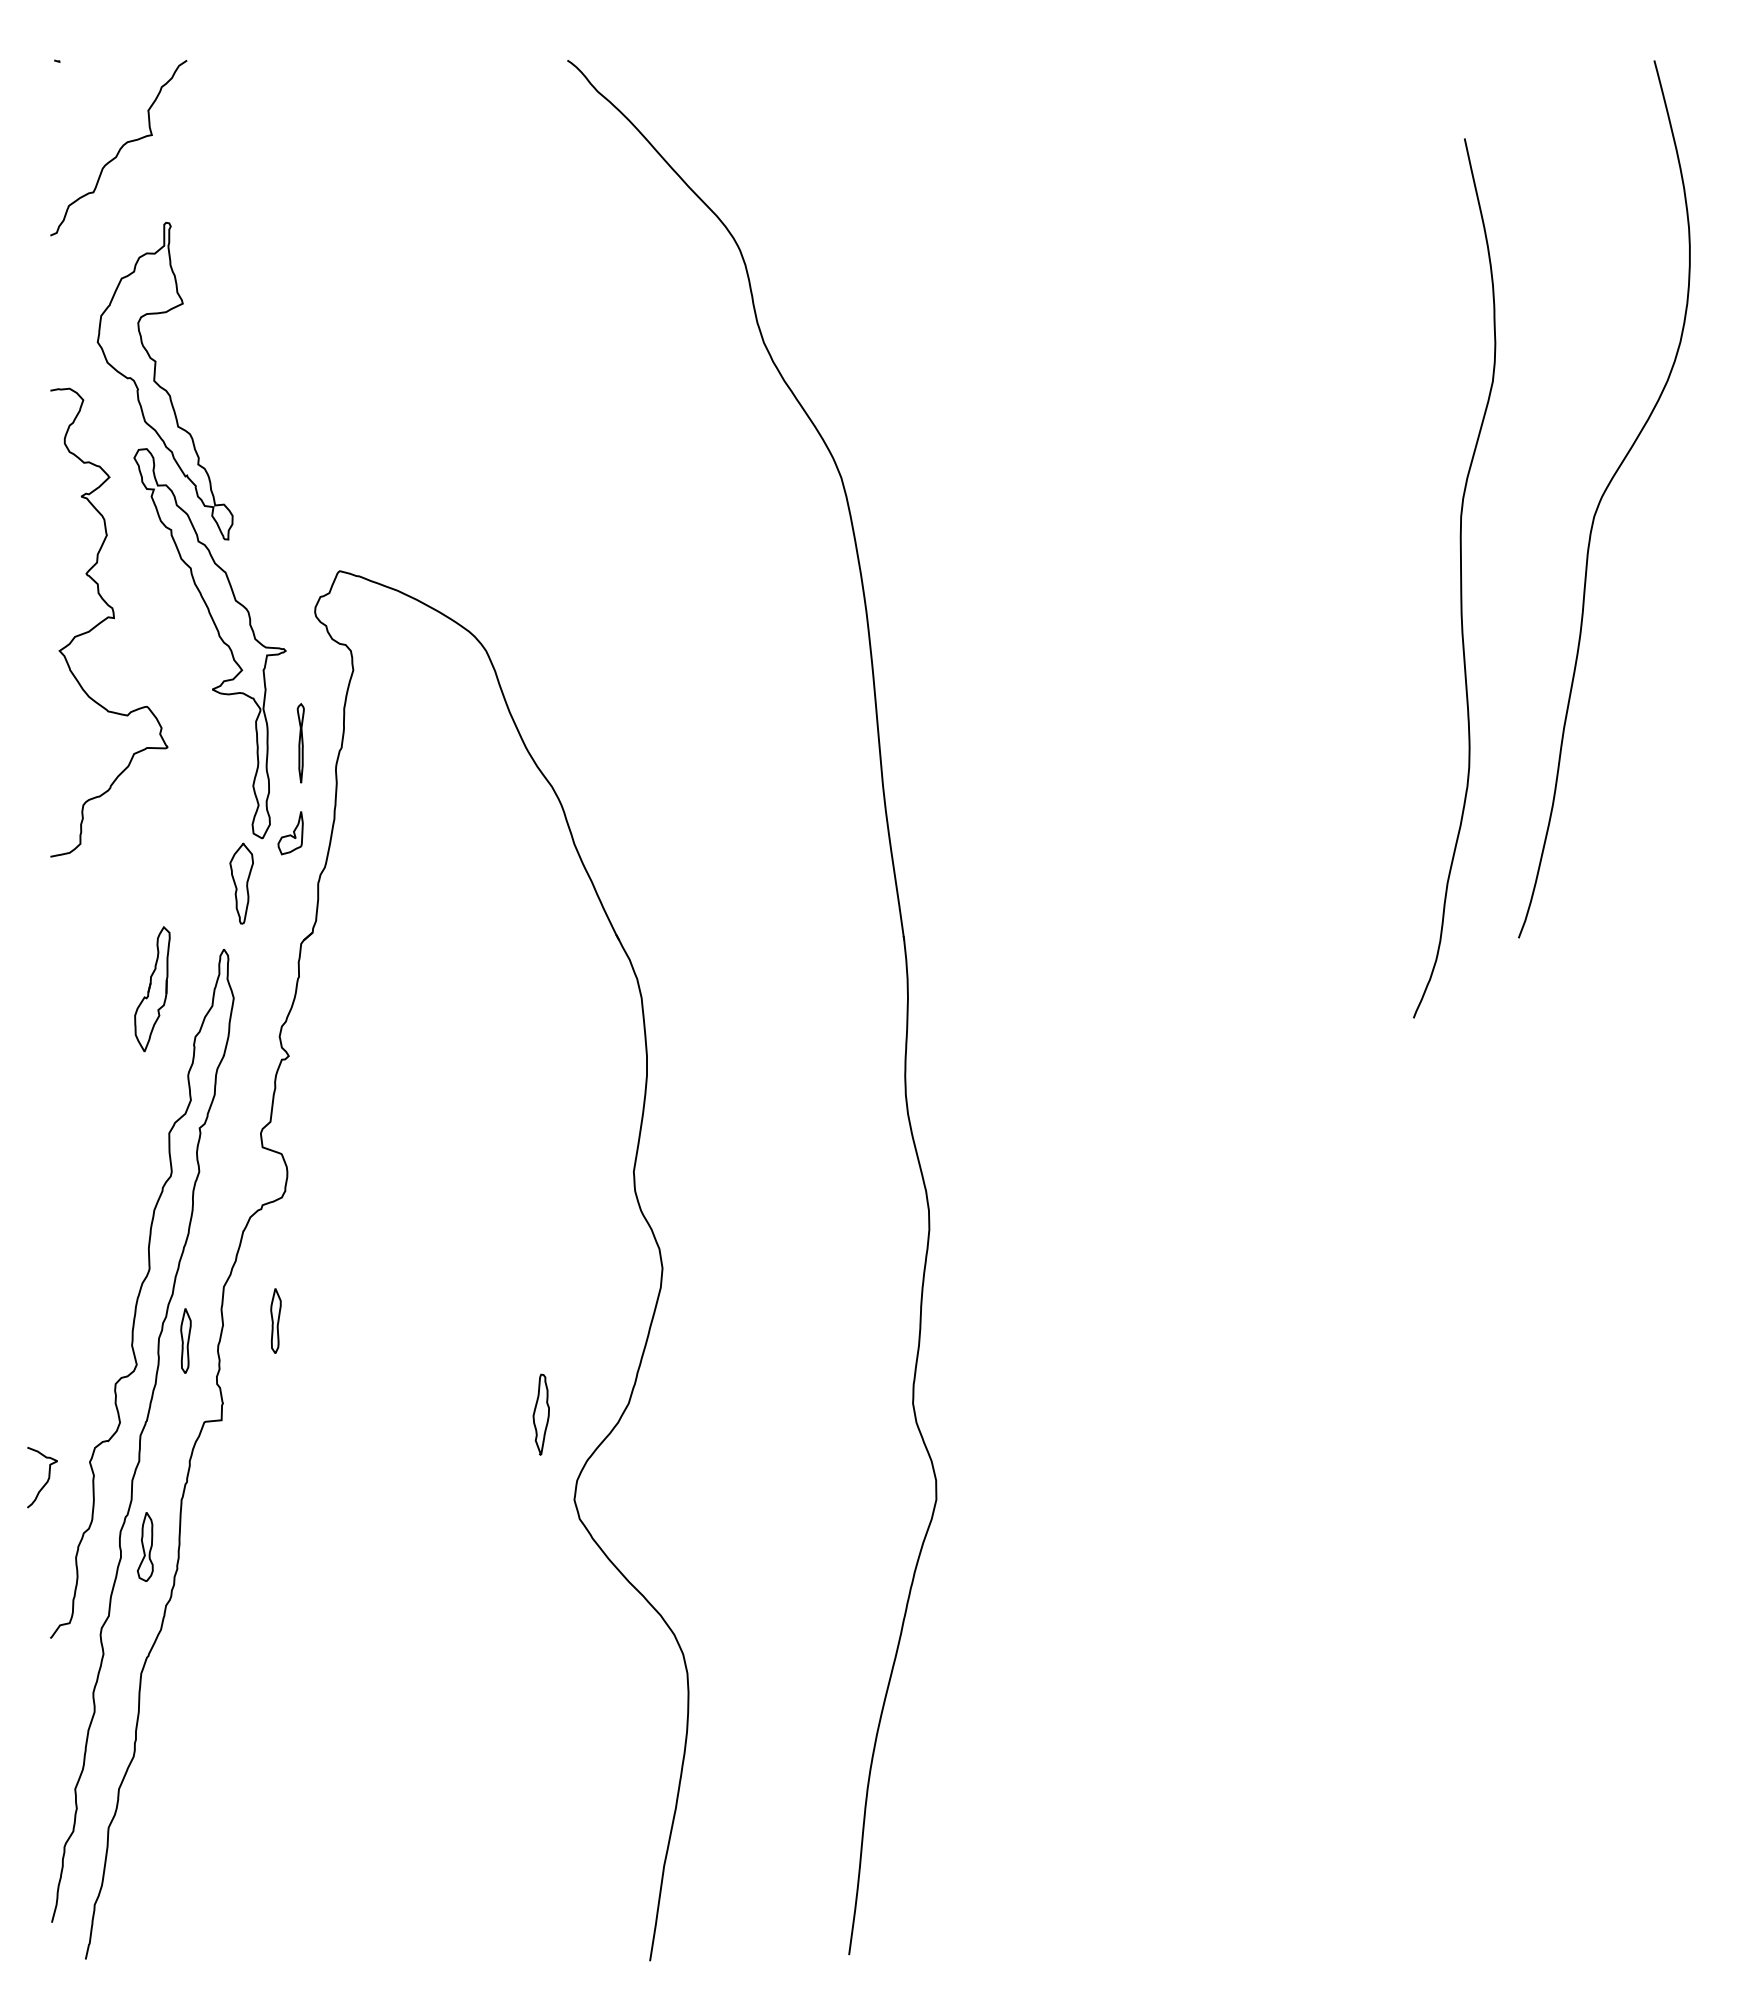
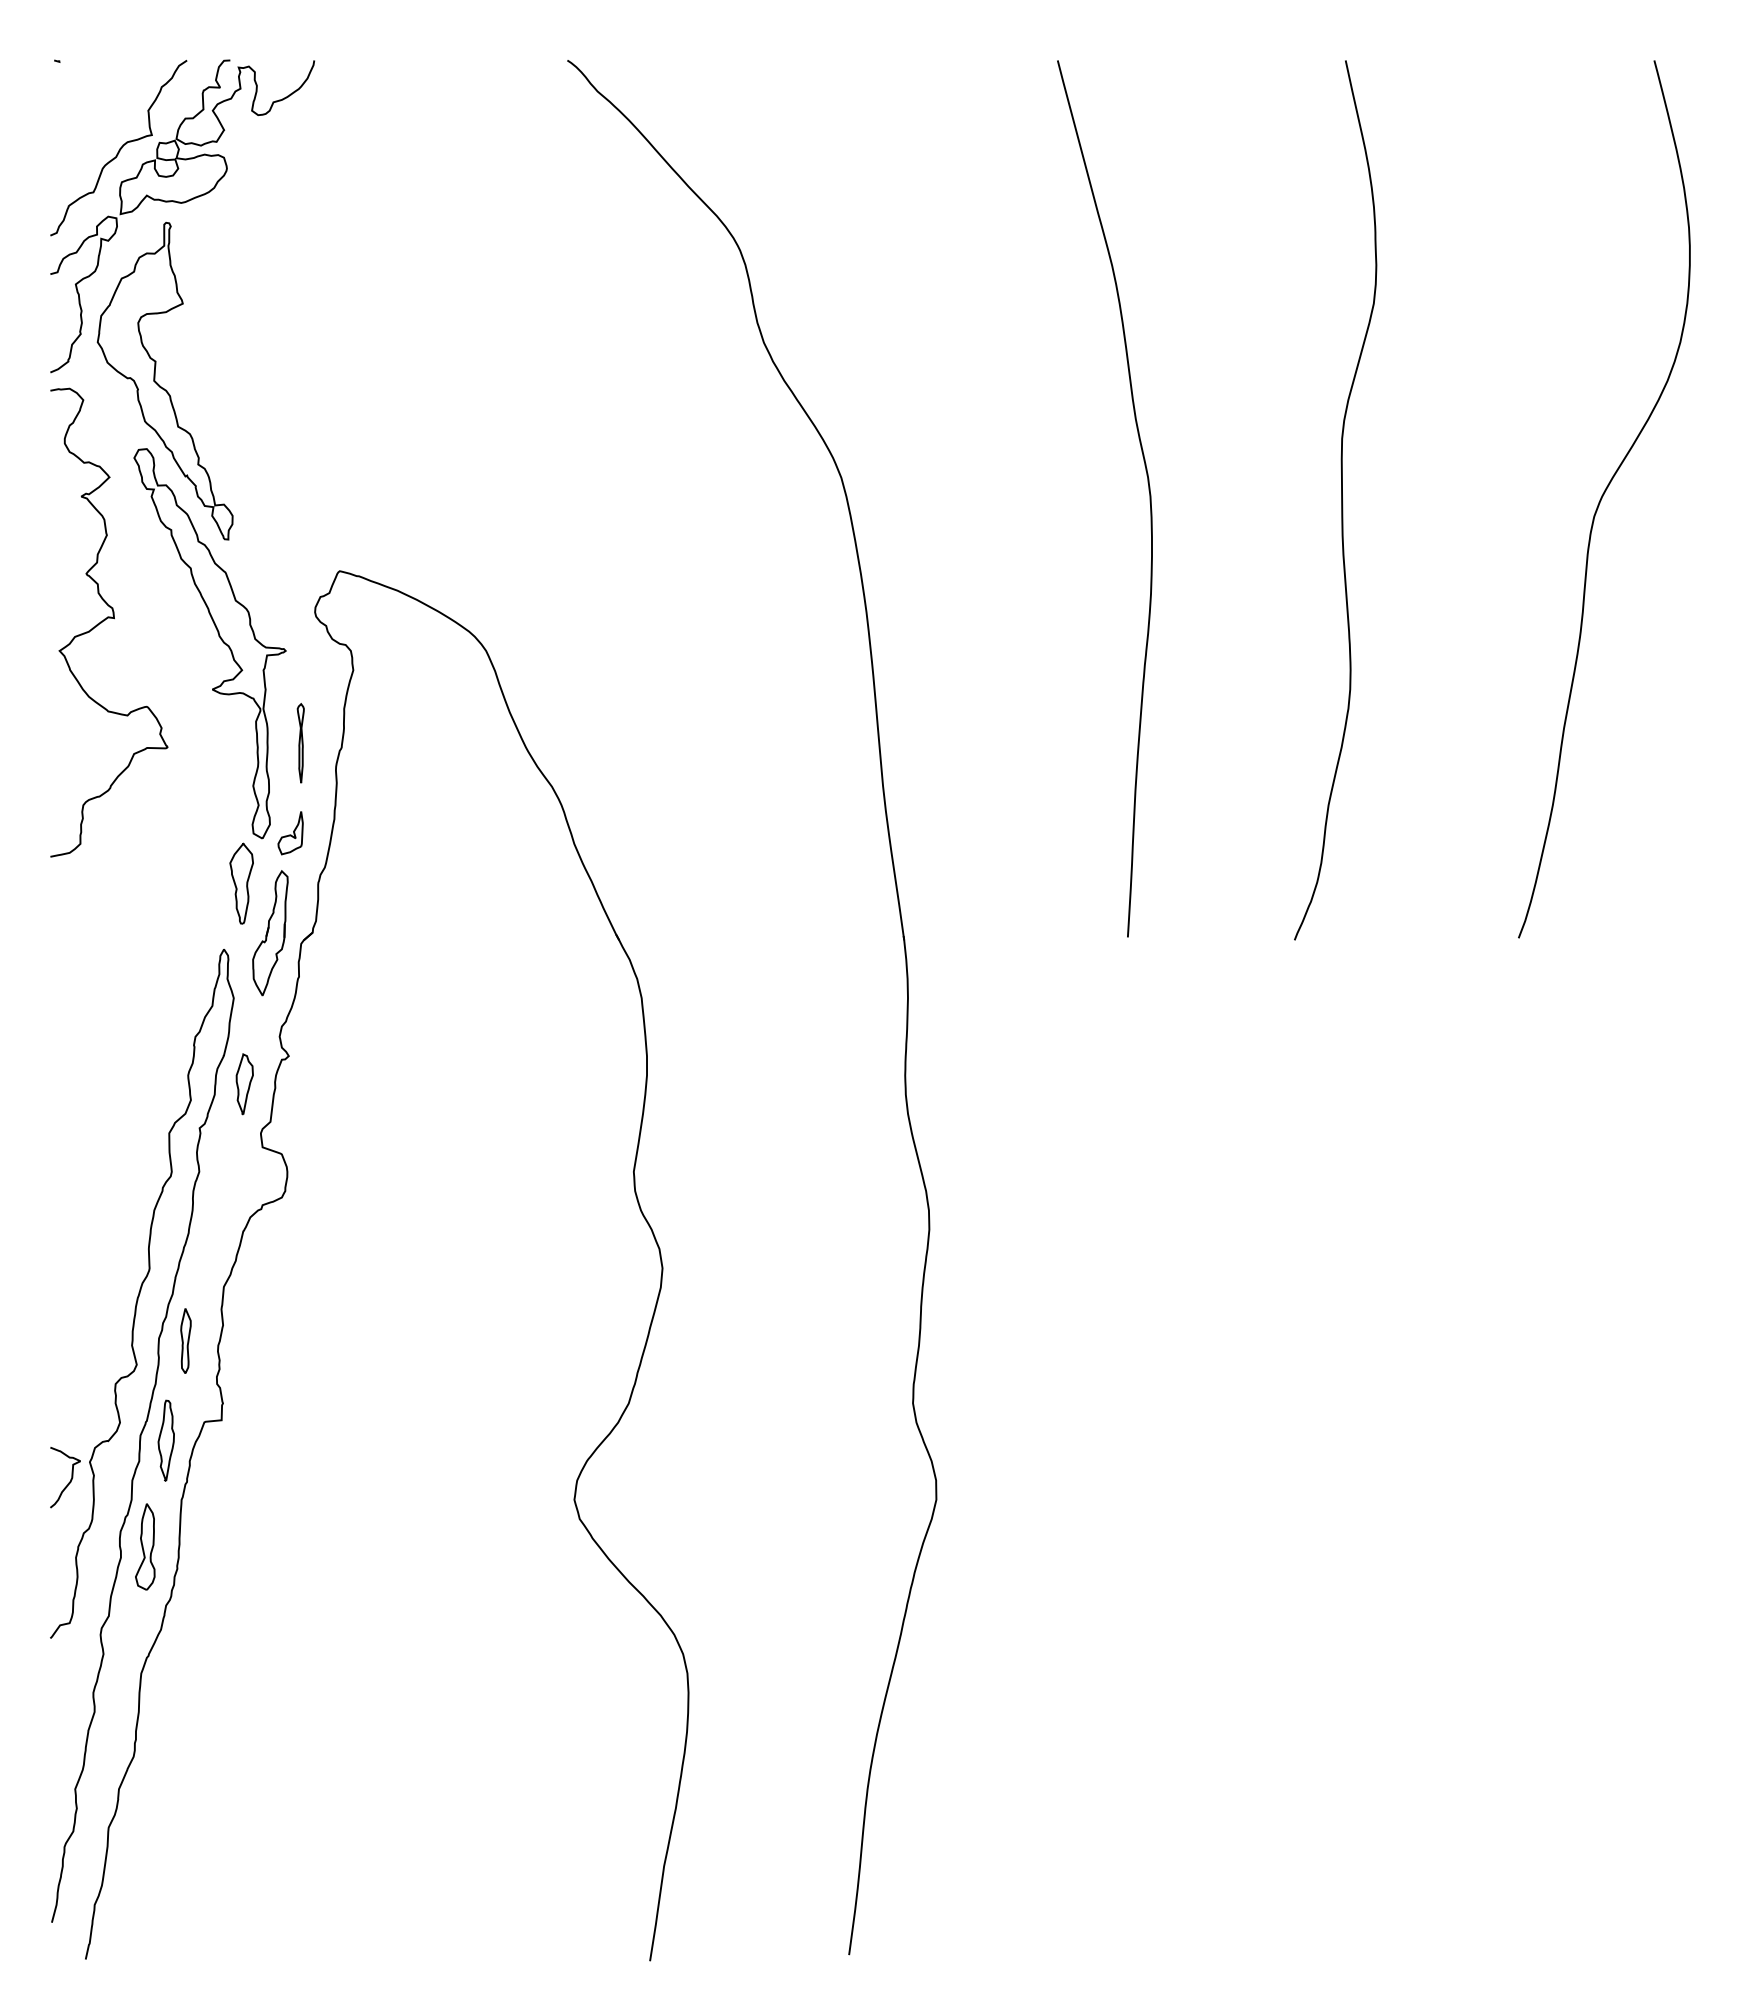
part: none -> present (182, 203)
curve: none -> present (1148, 490)
curve position: (1460, 578) -> (1341, 500) (1341, 500)
part position: (152, 989) -> (270, 933) (270, 933)
part: none -> present (244, 1084)
part: present -> none (275, 1320)
part position: (540, 1414) -> (165, 1440) (165, 1440)
curve position: (47, 1479) -> (70, 1479) (70, 1479)
part size: 17x70 px -> 21x88 px (145, 1546)
